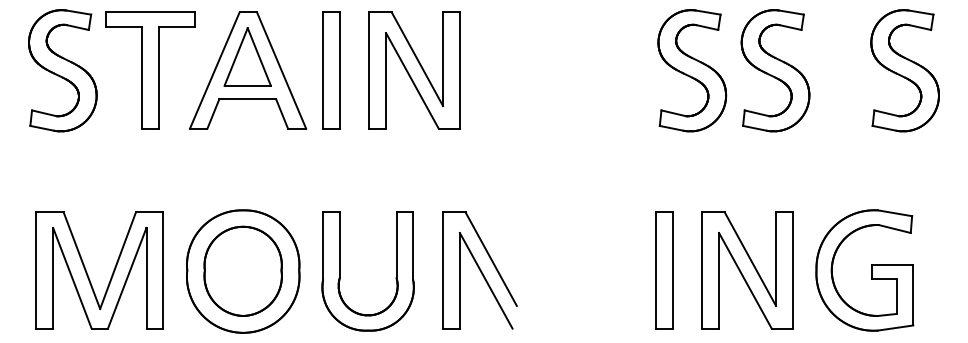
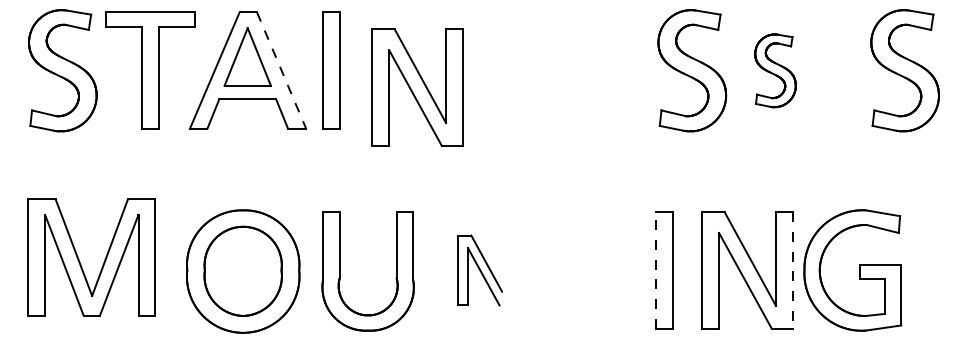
part position: (414, 70) -> (417, 87) (417, 87)
part size: 71x124 px -> 43x76 px (775, 70)
line: solid -> dashed (281, 71)
line: solid -> dashed (655, 269)
part size: 76x119 px -> 46x73 px (479, 270)
line: solid -> dashed (793, 270)
part position: (871, 270) -> (859, 270) (859, 270)
part position: (88, 274) -> (80, 261) (80, 261)
